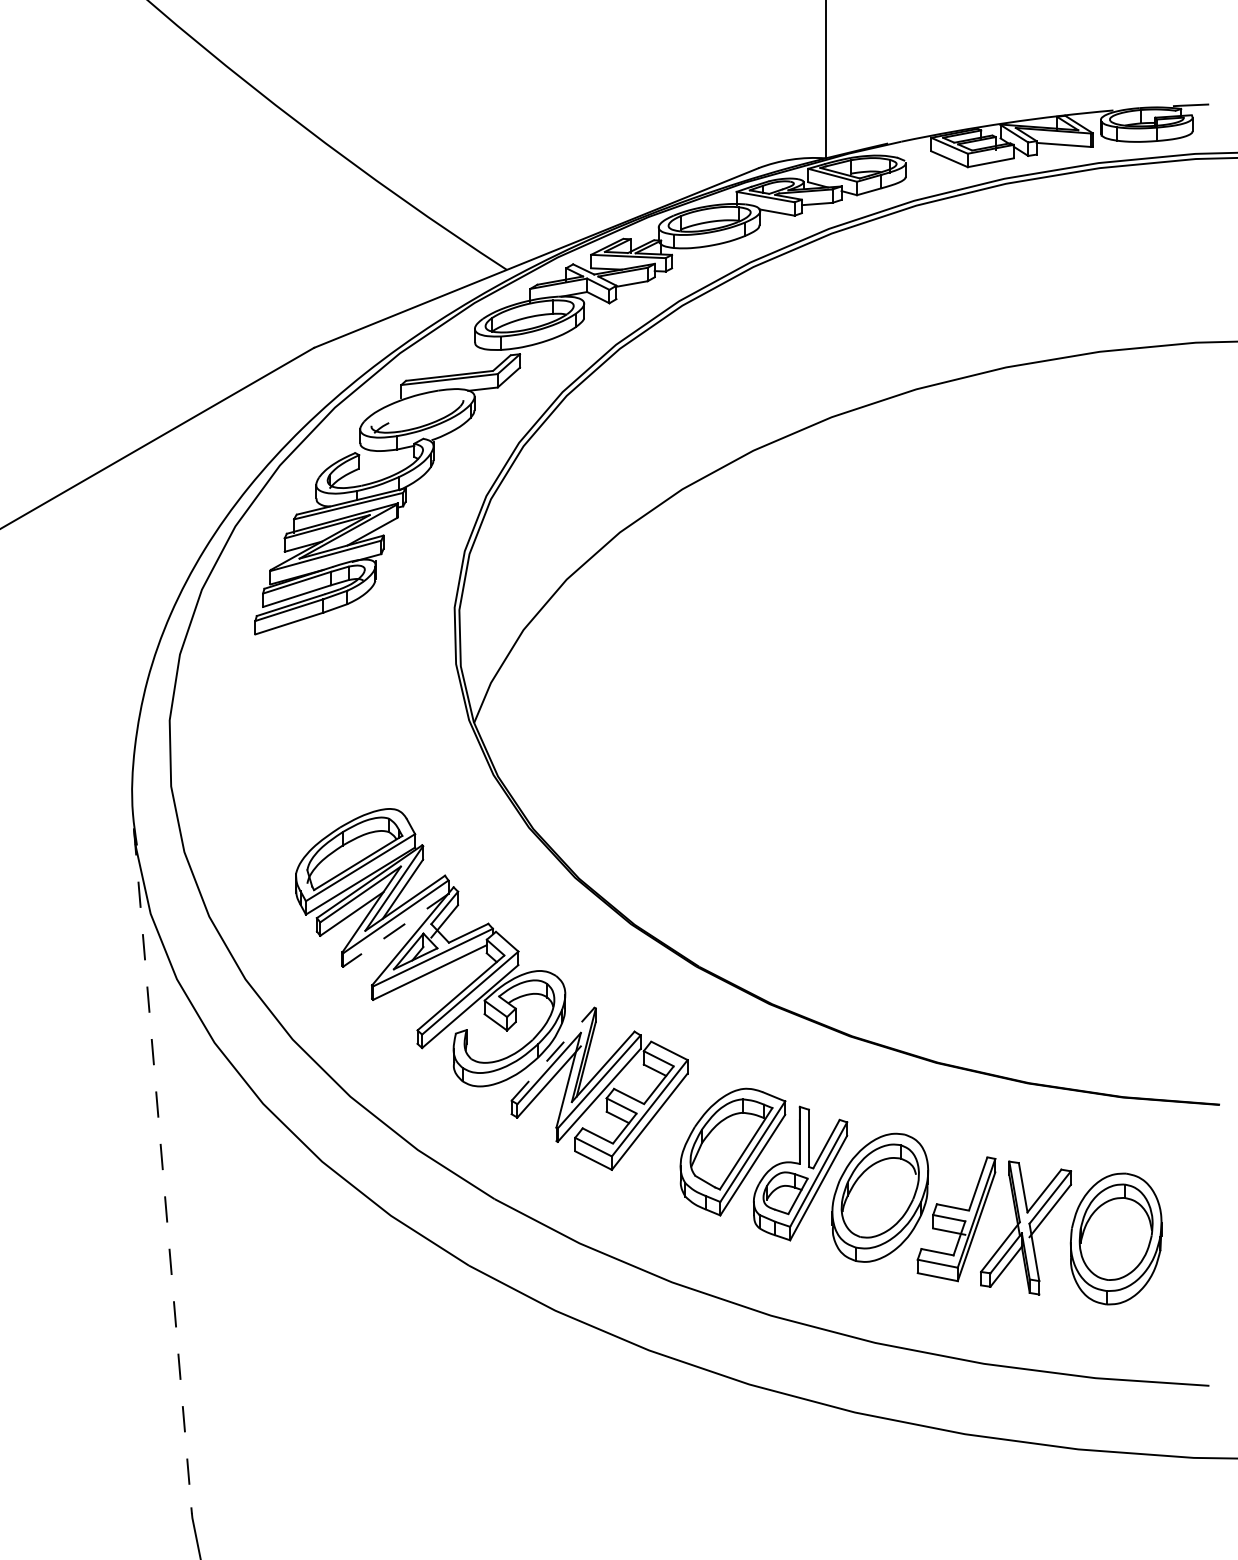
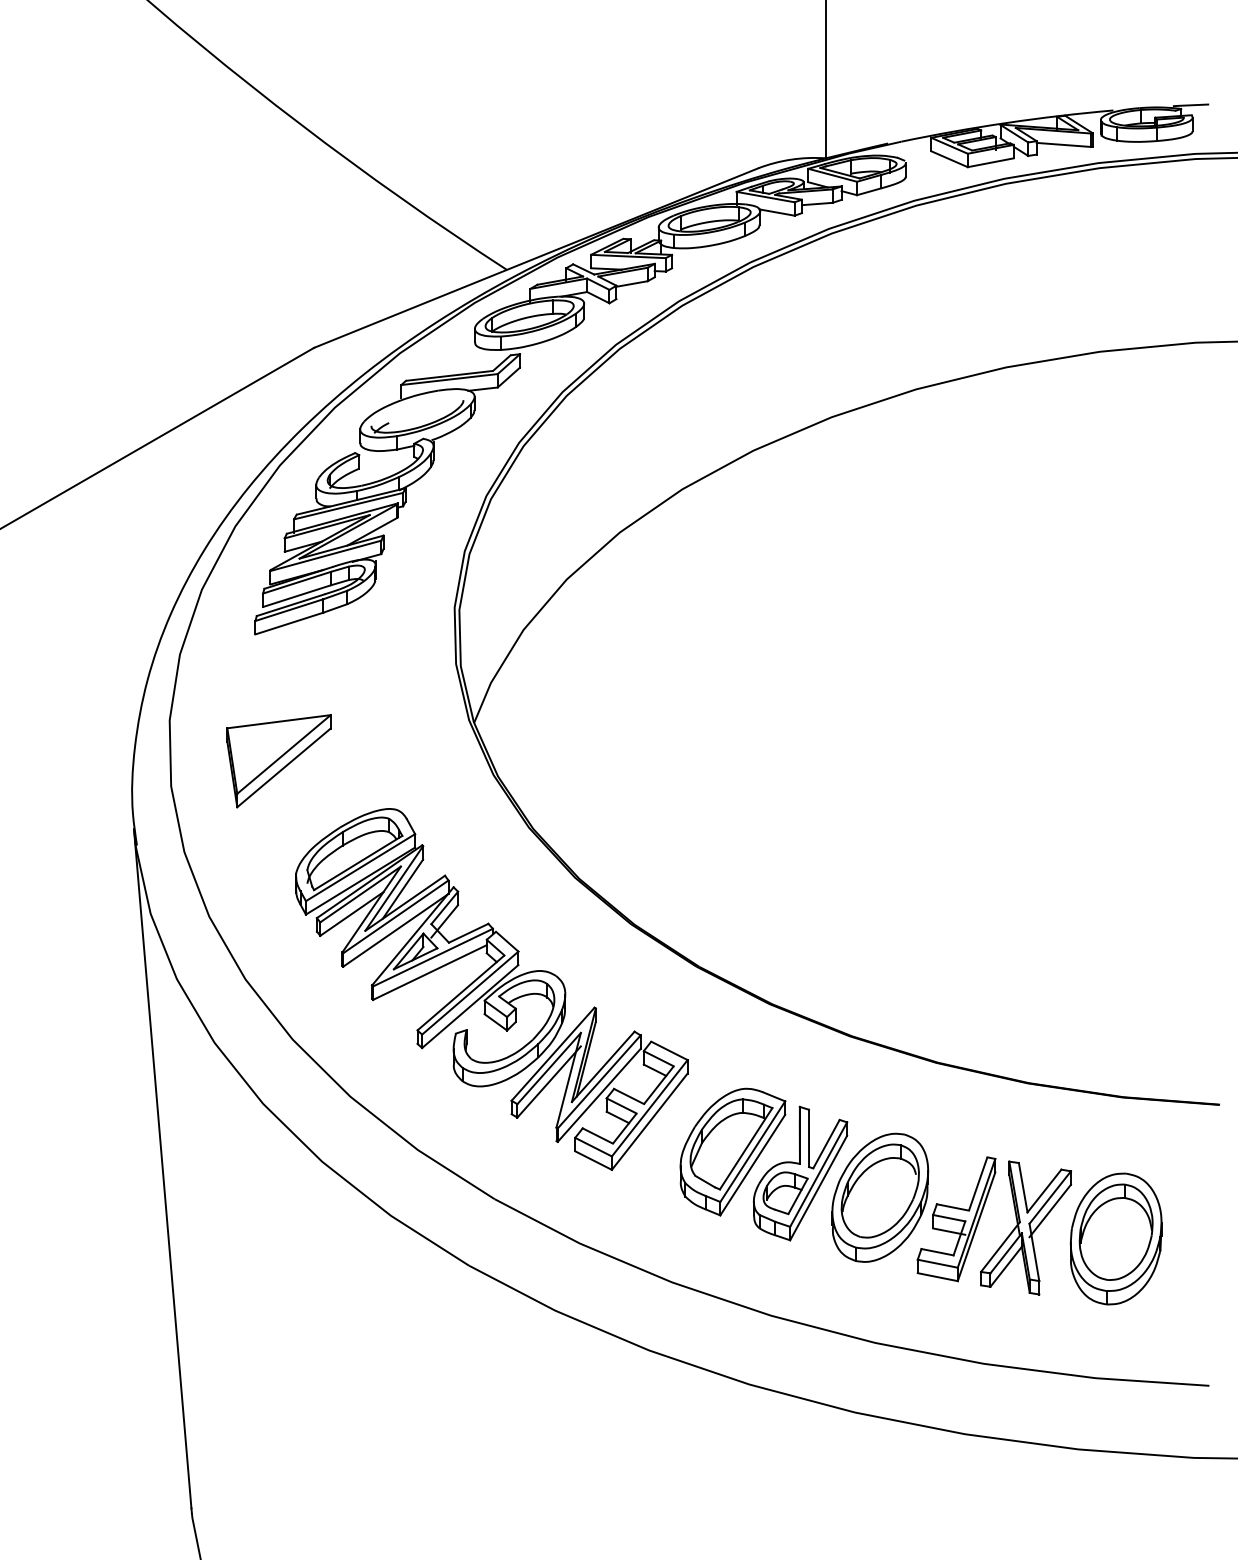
part: none -> present (278, 761)
line: dashed -> solid (395, 930)
line: dashed -> solid (553, 1053)
line: dashed -> solid (162, 1168)
